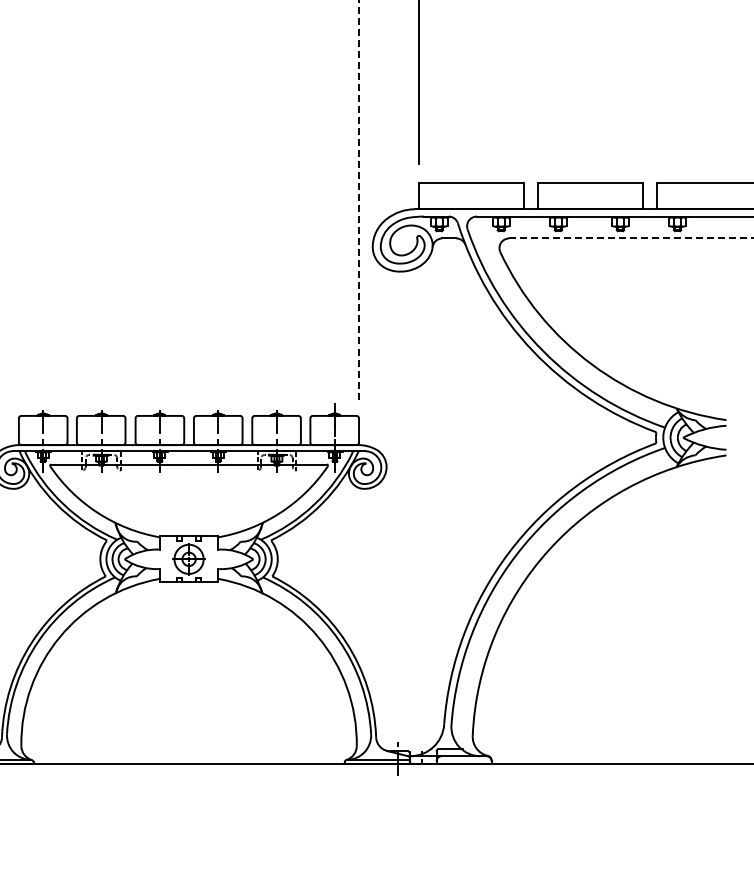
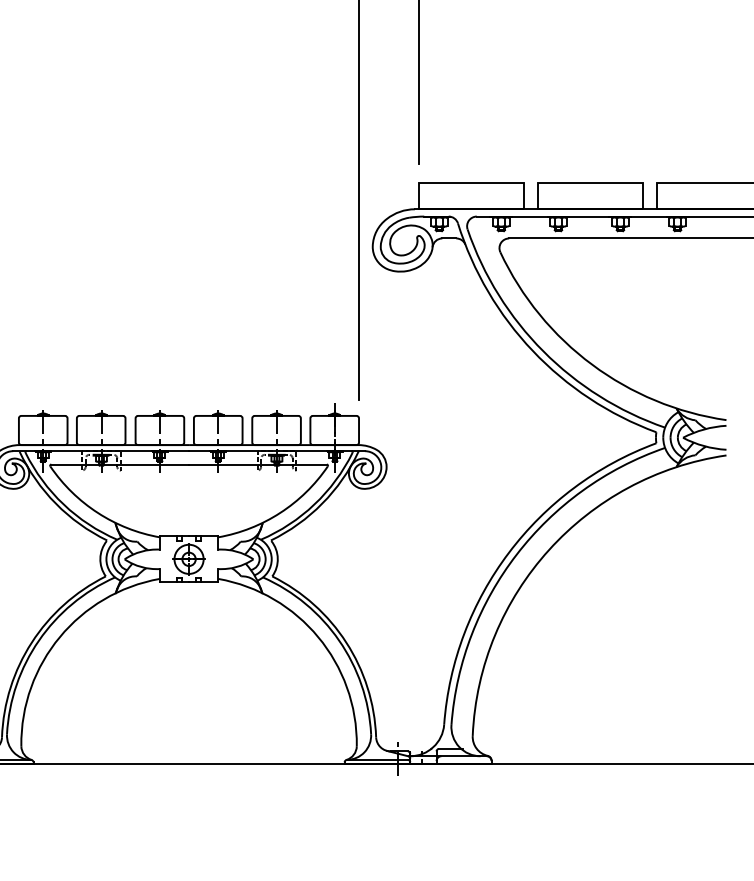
line: dashed -> solid (359, 199)
line: dashed -> solid (631, 238)
